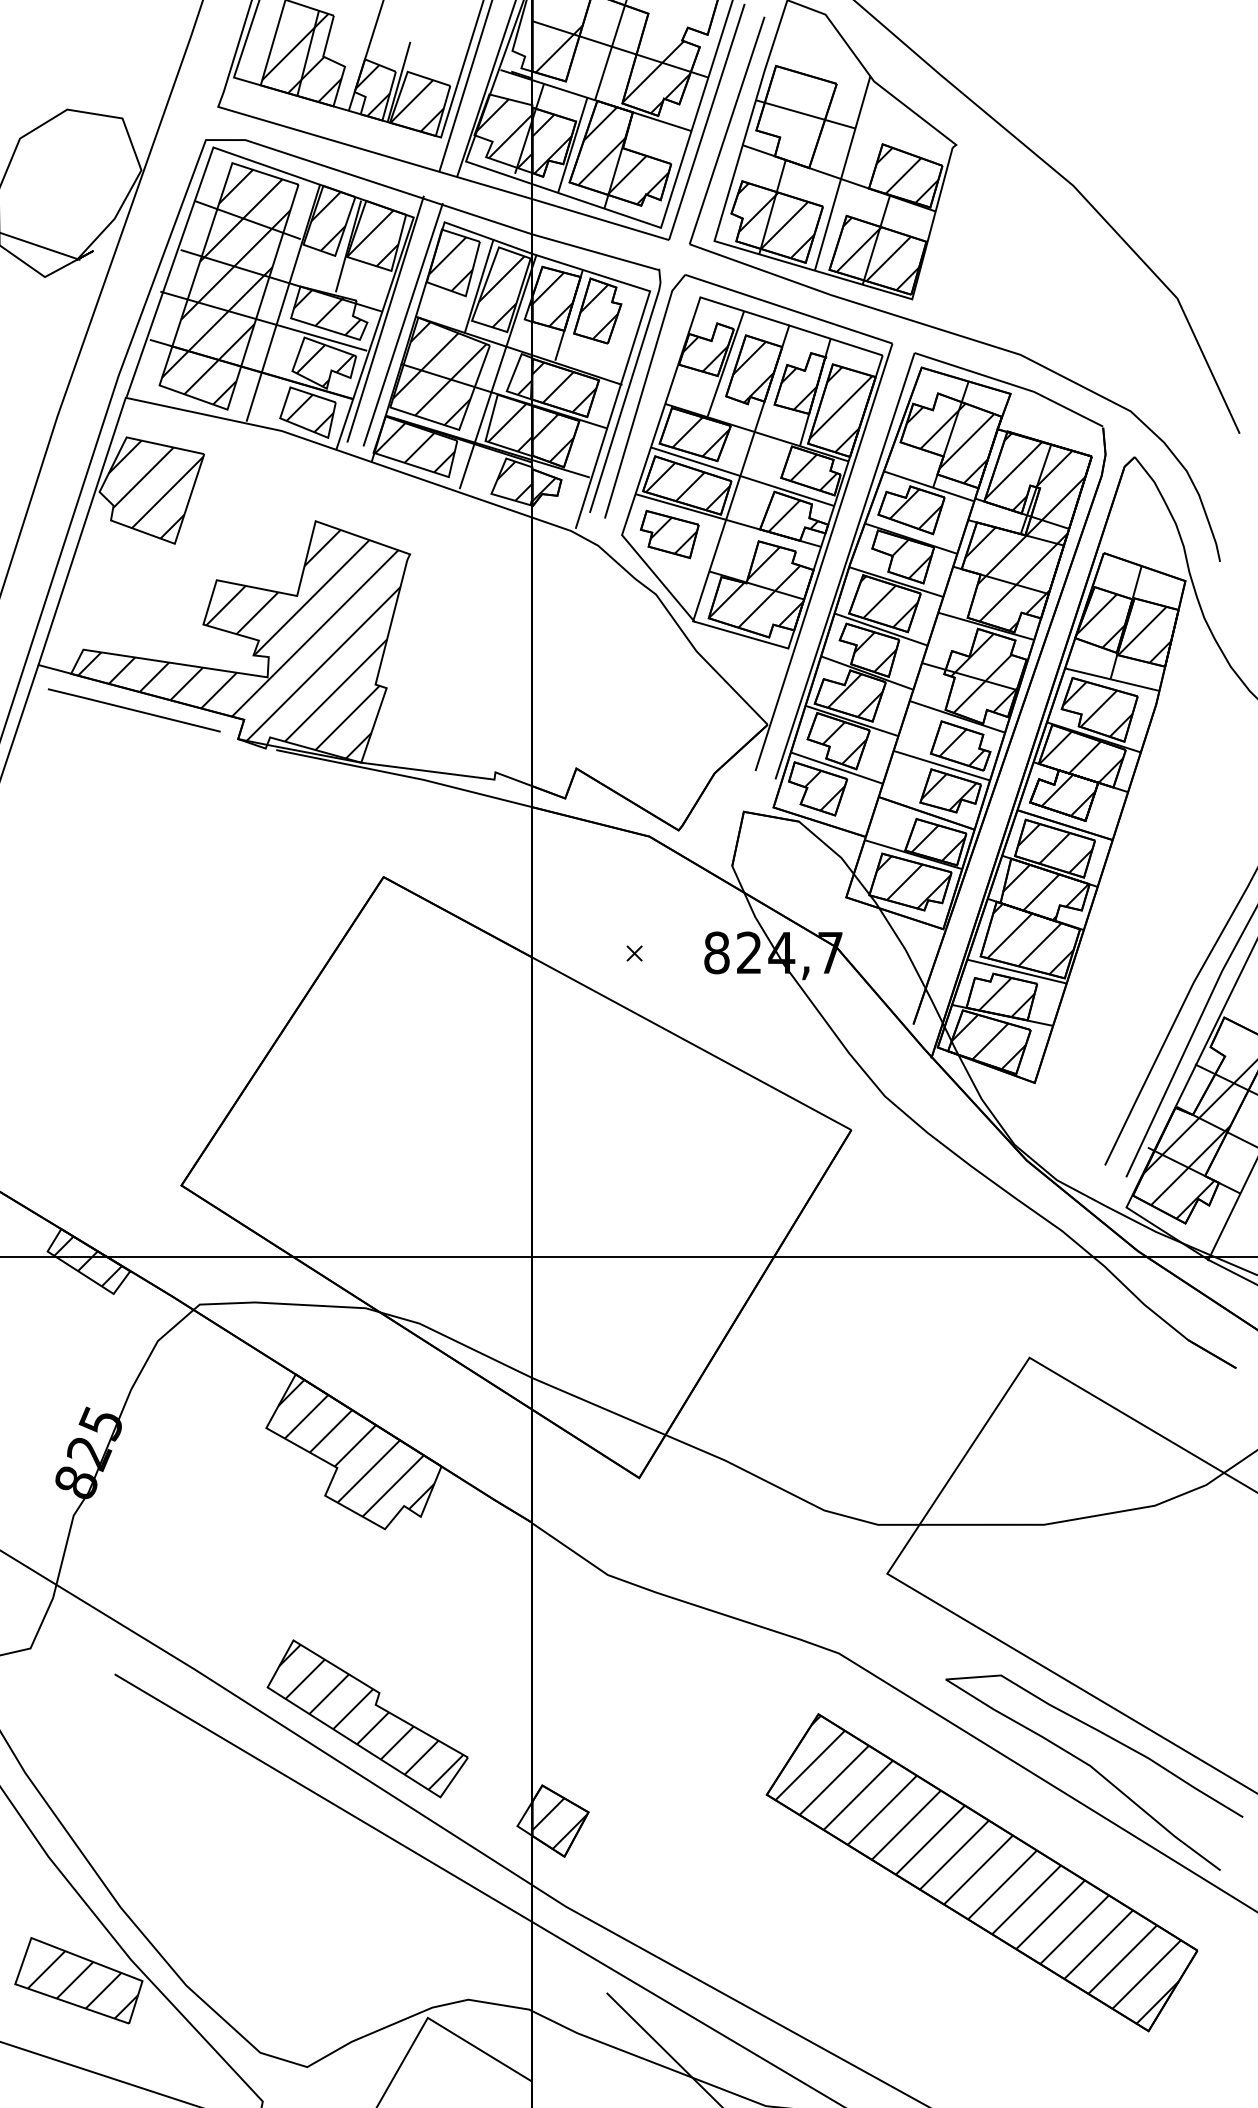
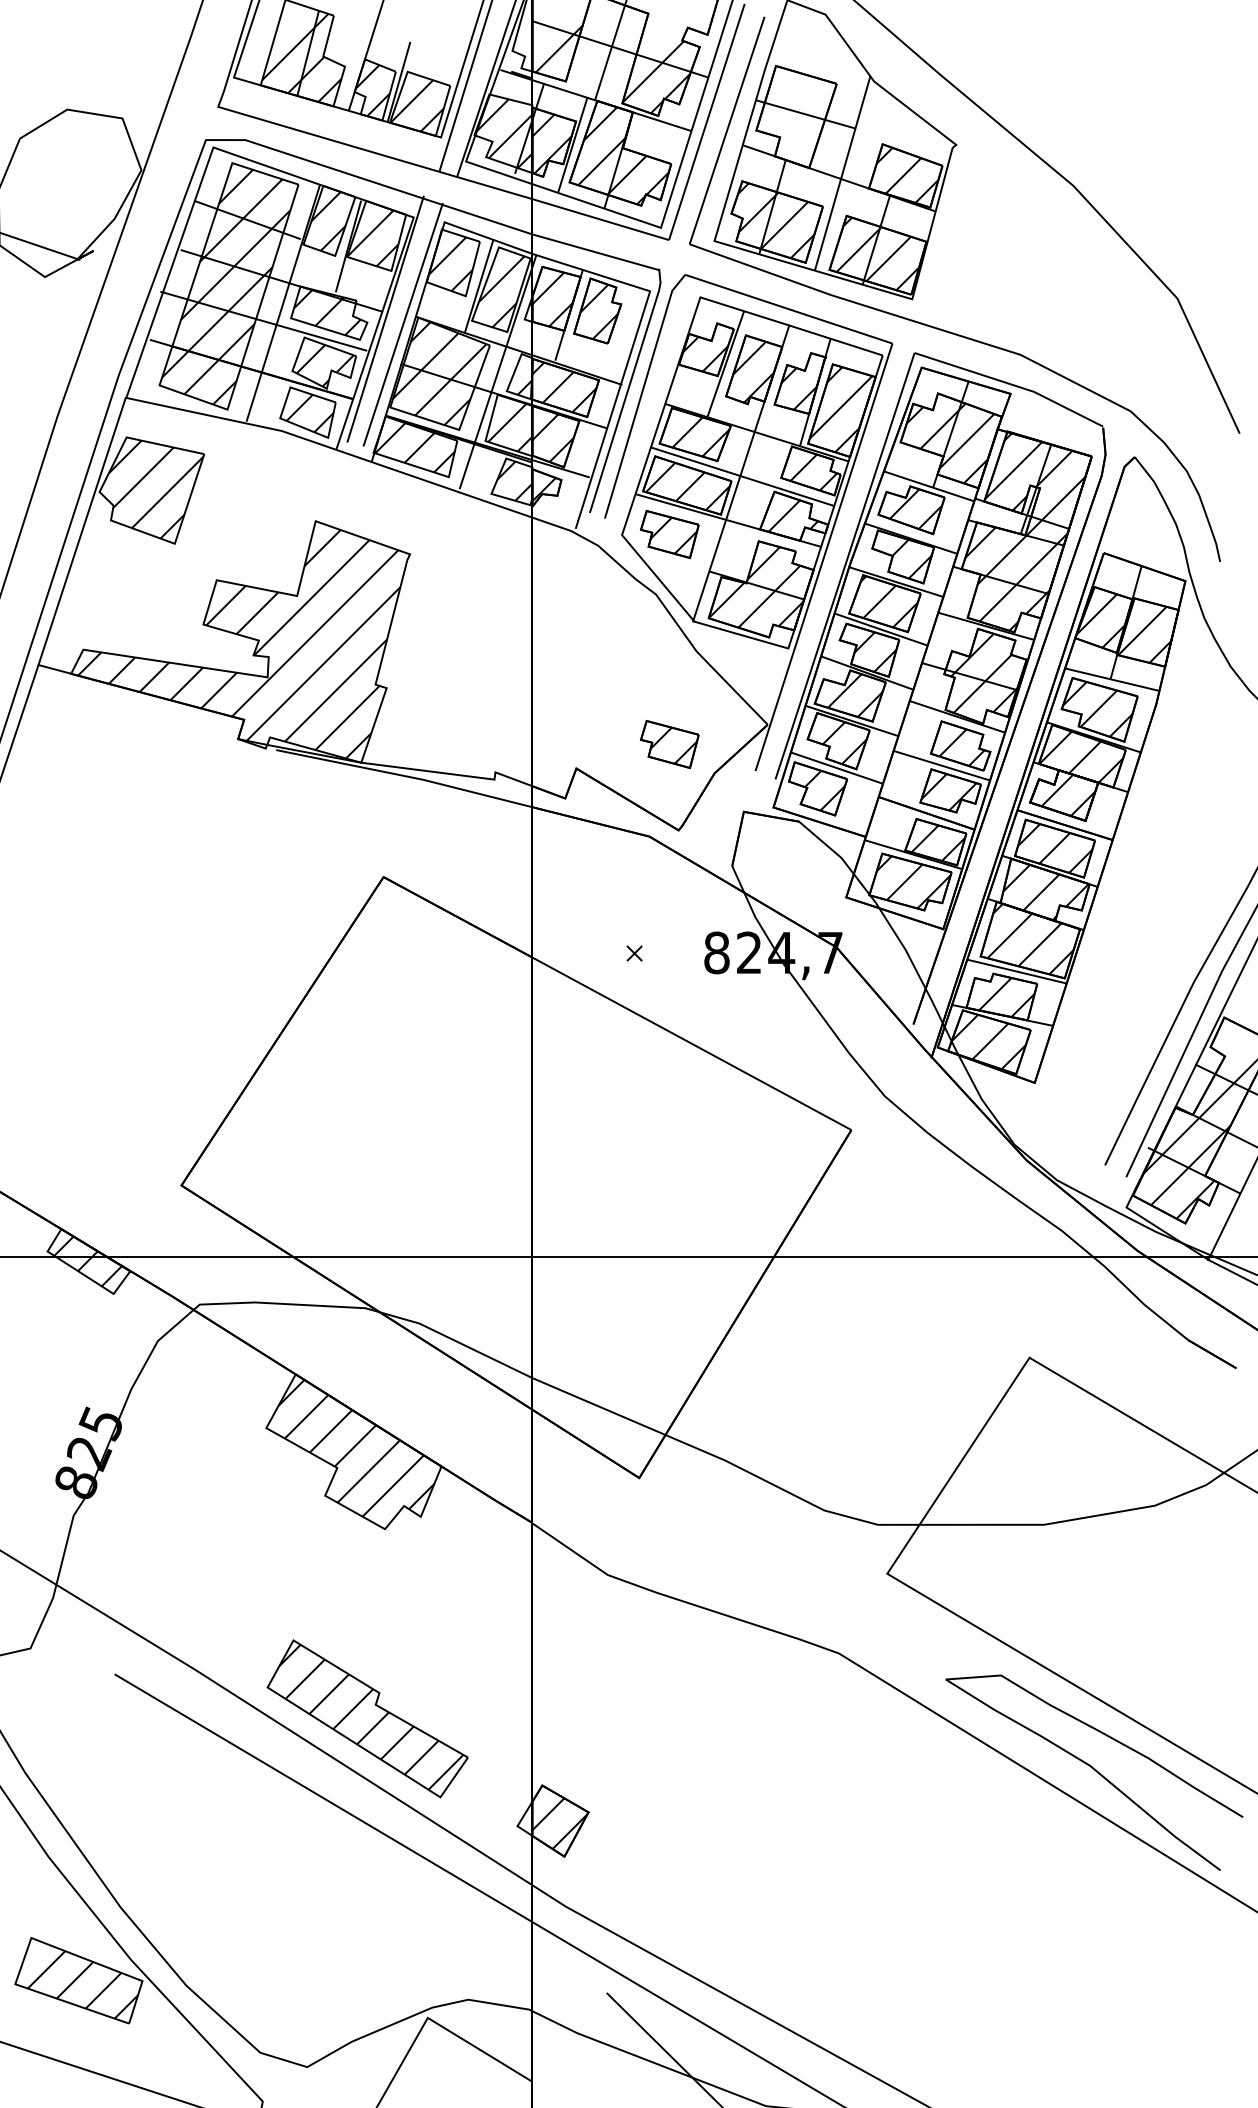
line: present -> none (134, 710)
part: none -> present (669, 744)
part: present -> none (981, 1872)
